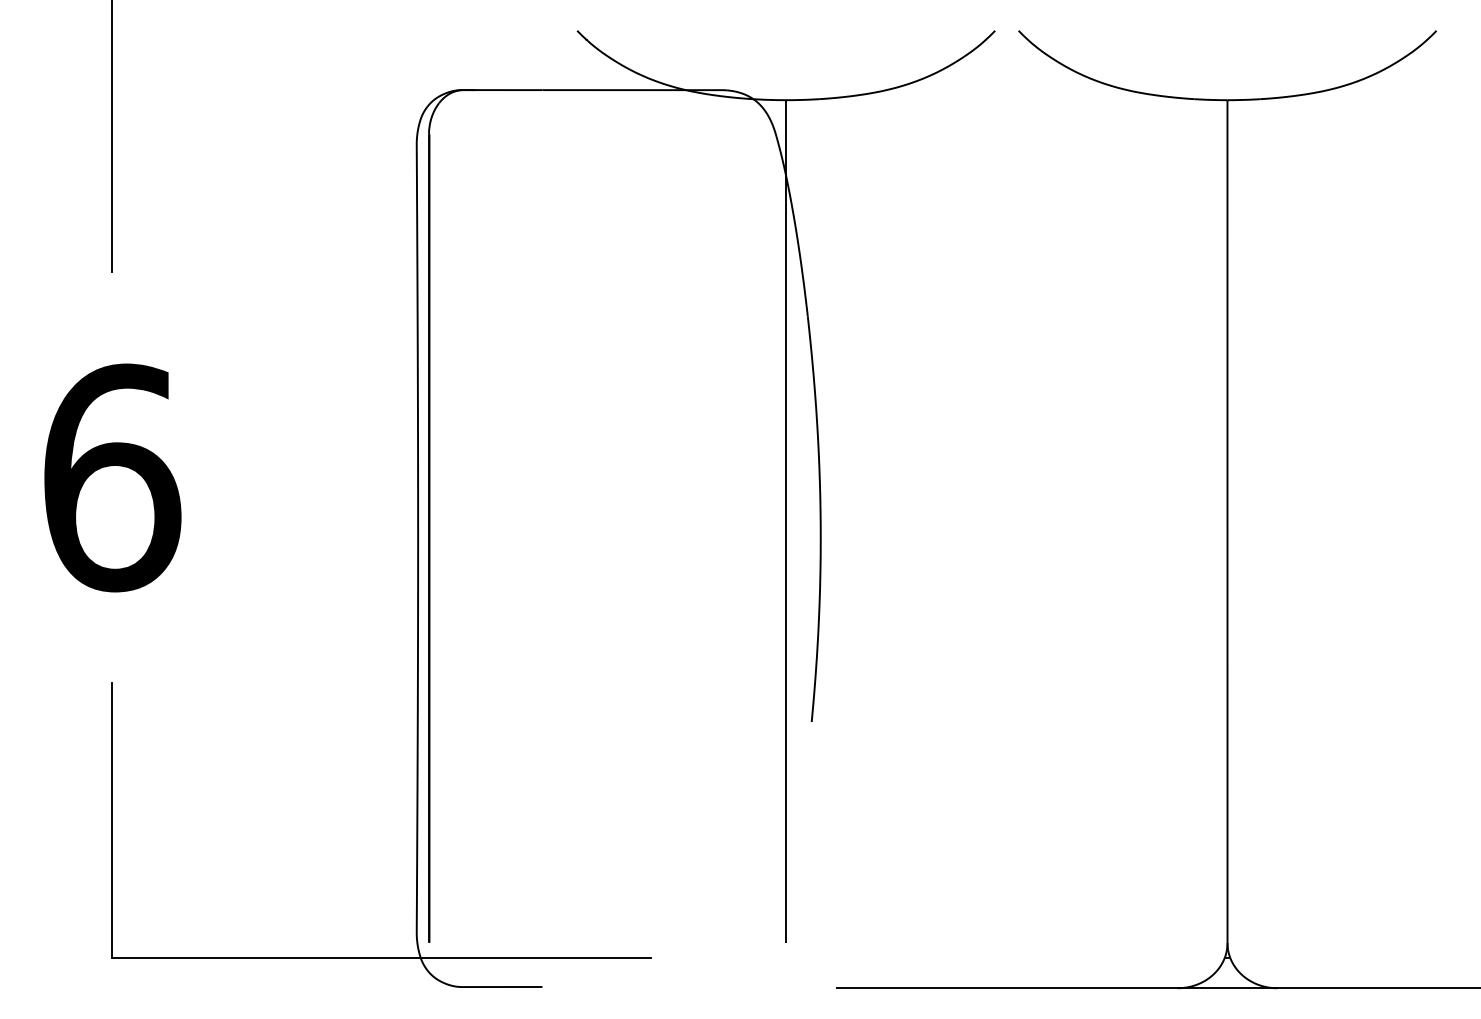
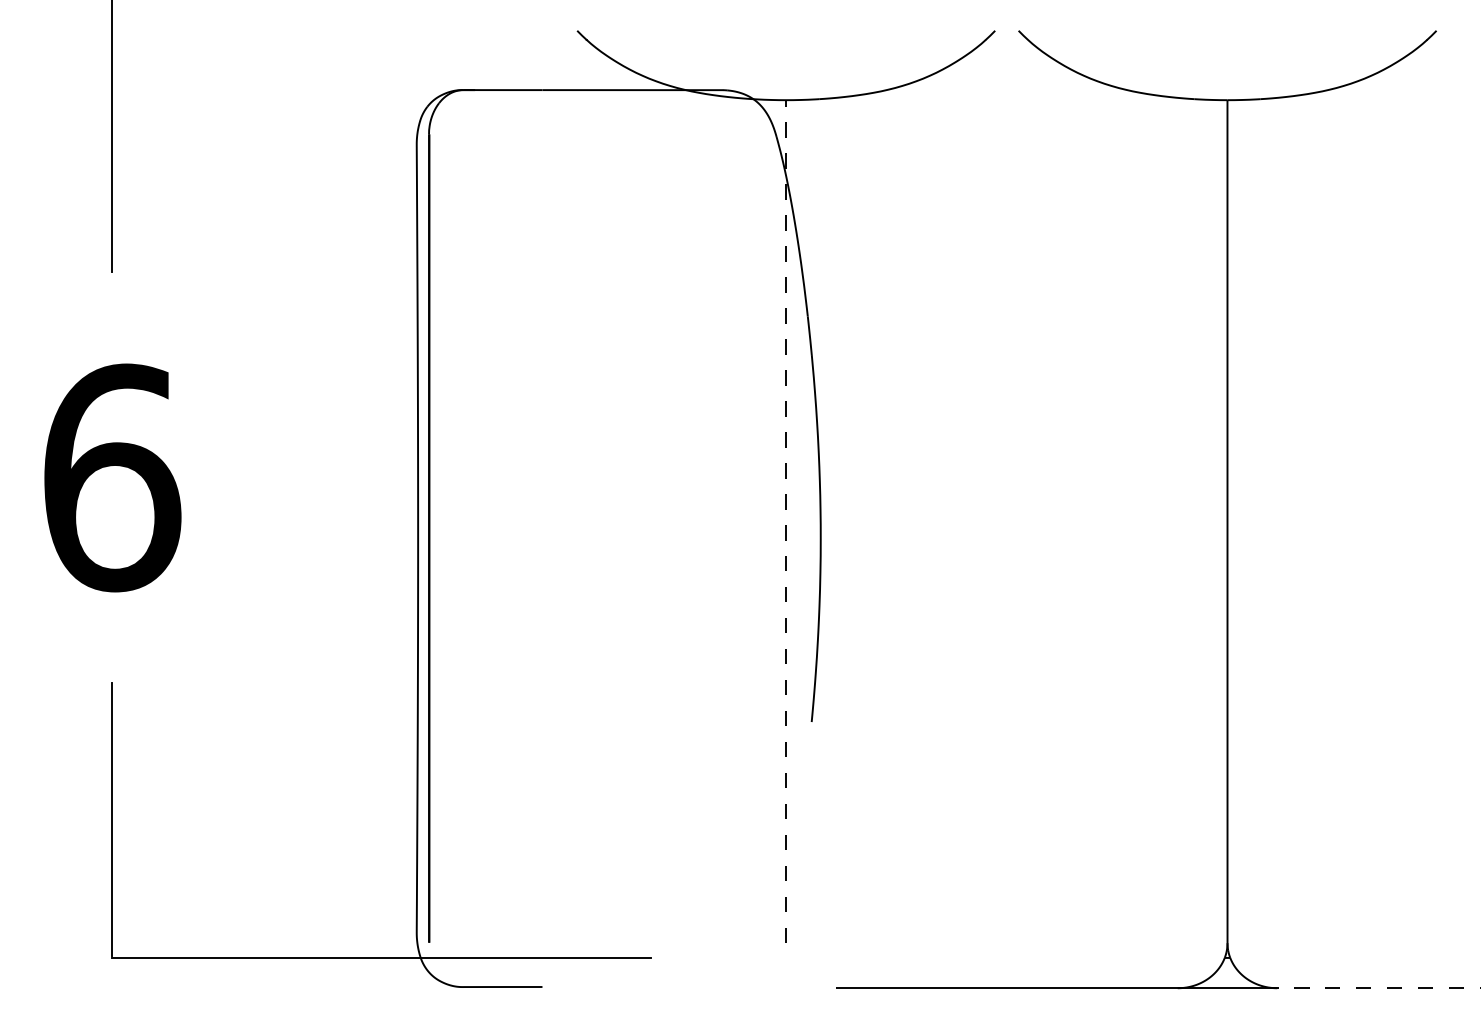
line: solid -> dashed (786, 521)
line: solid -> dashed (1378, 988)
